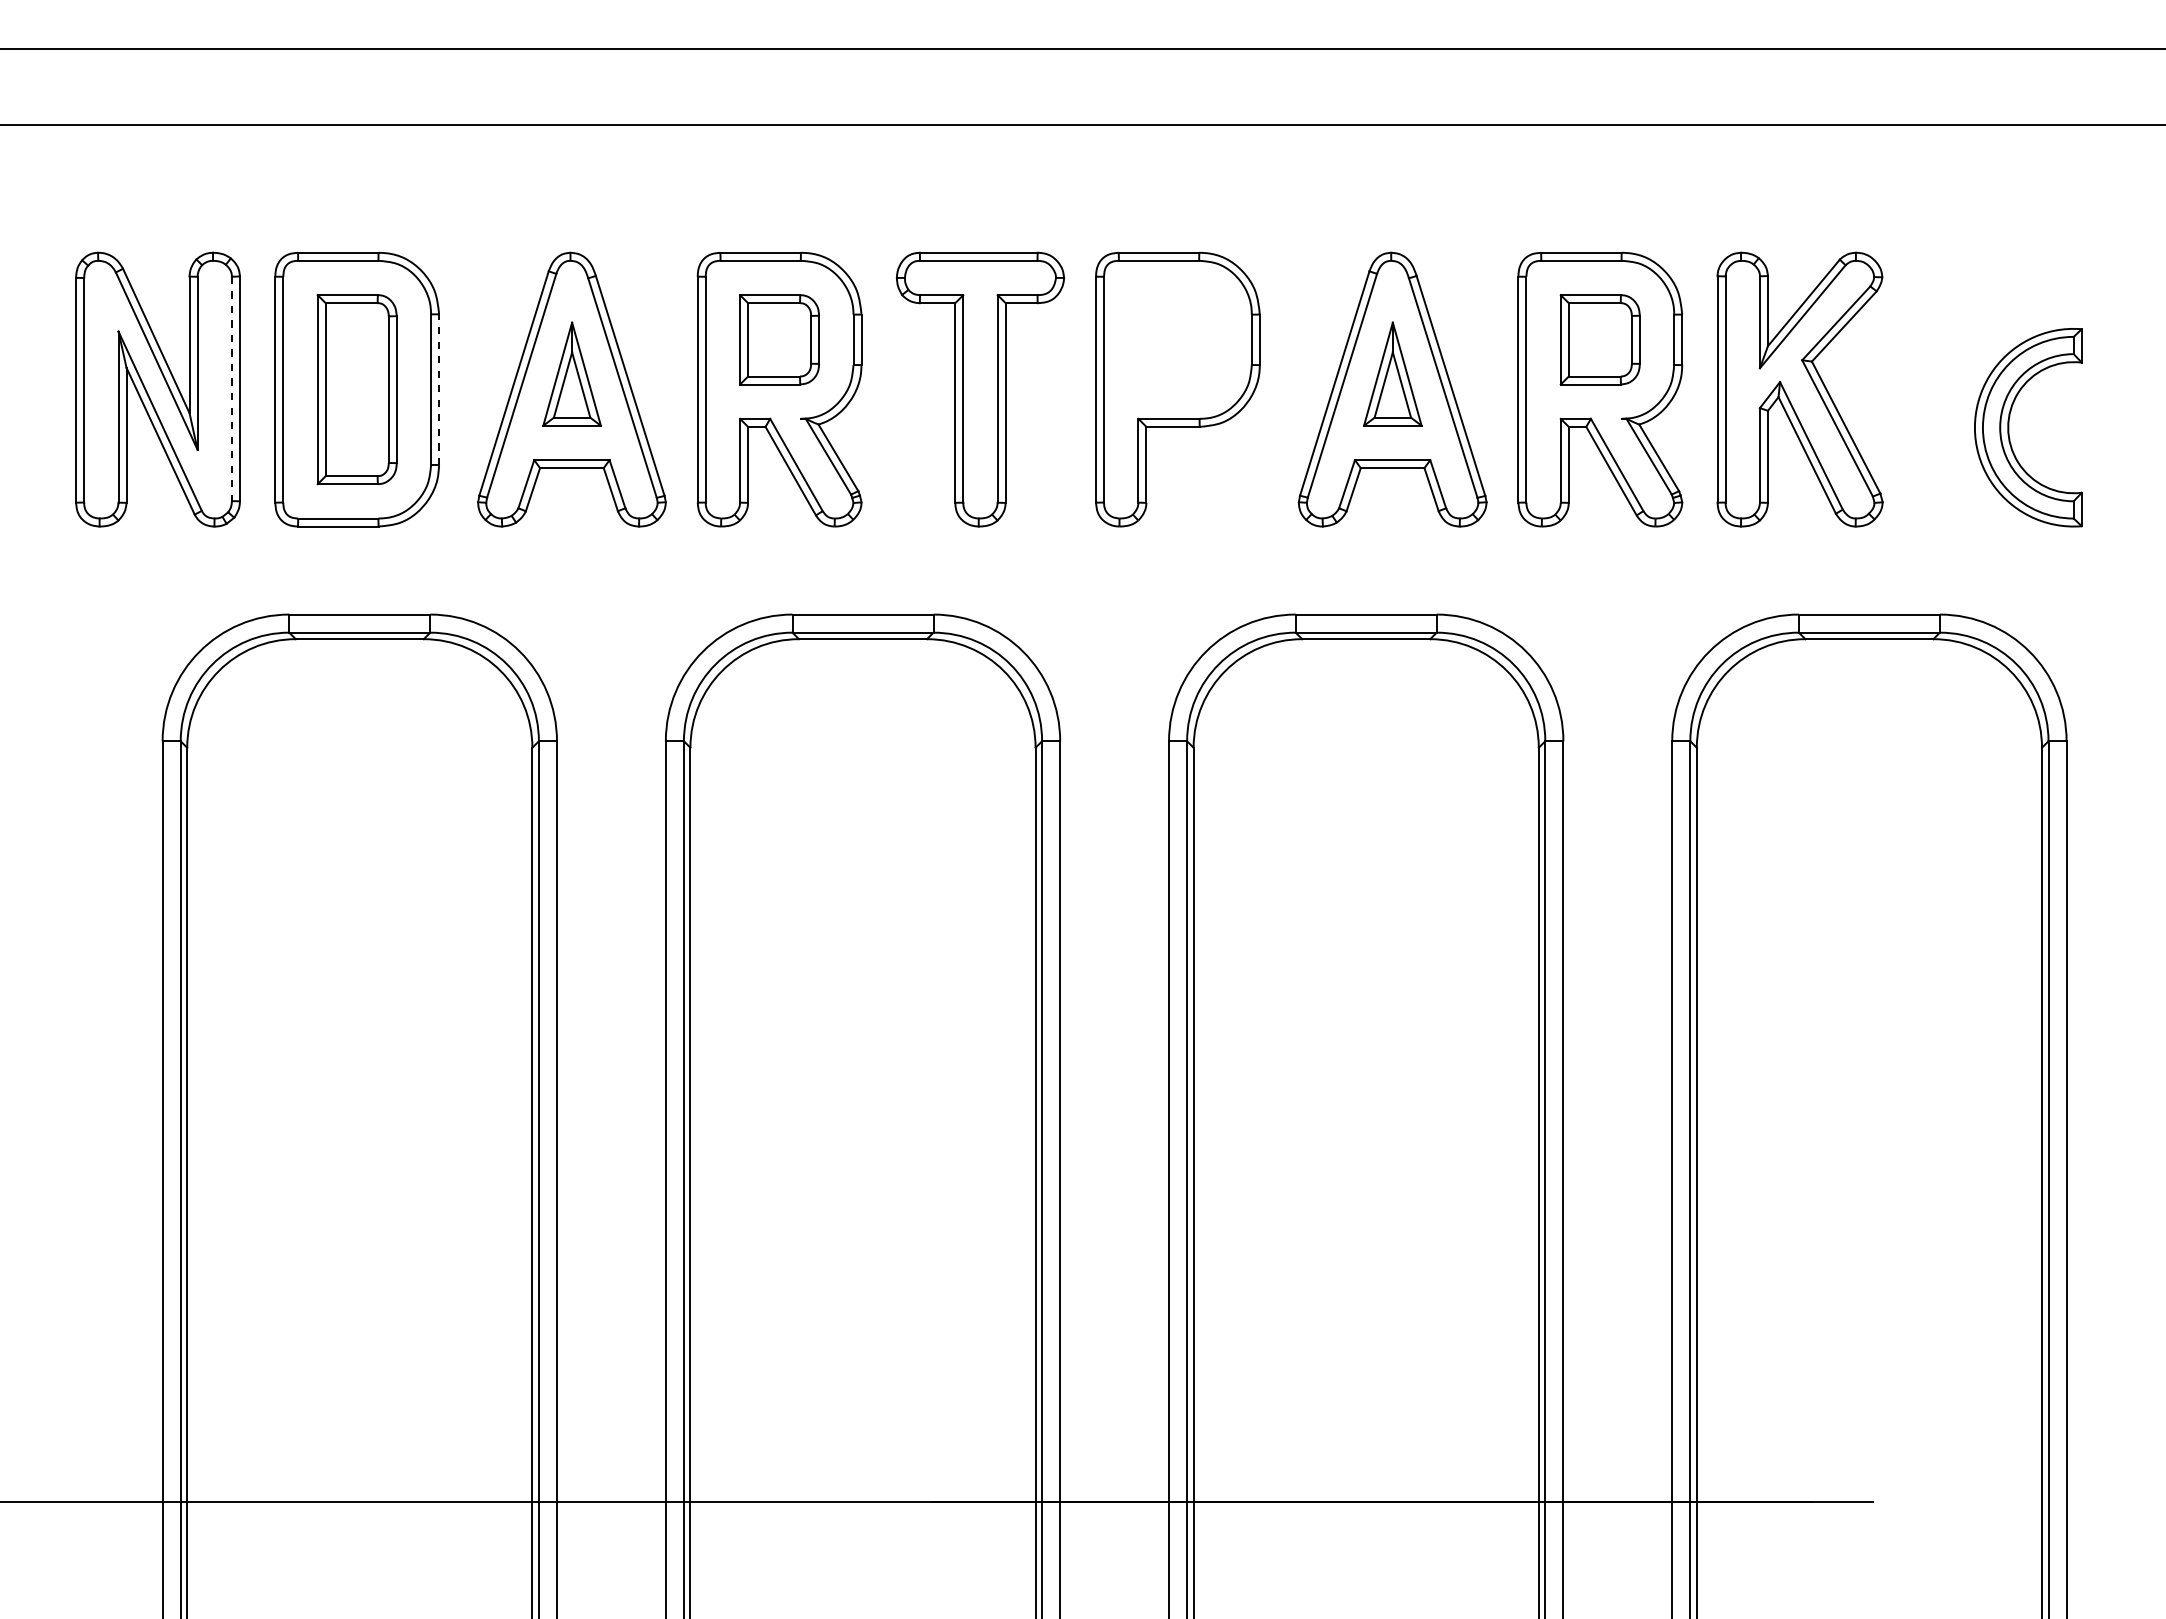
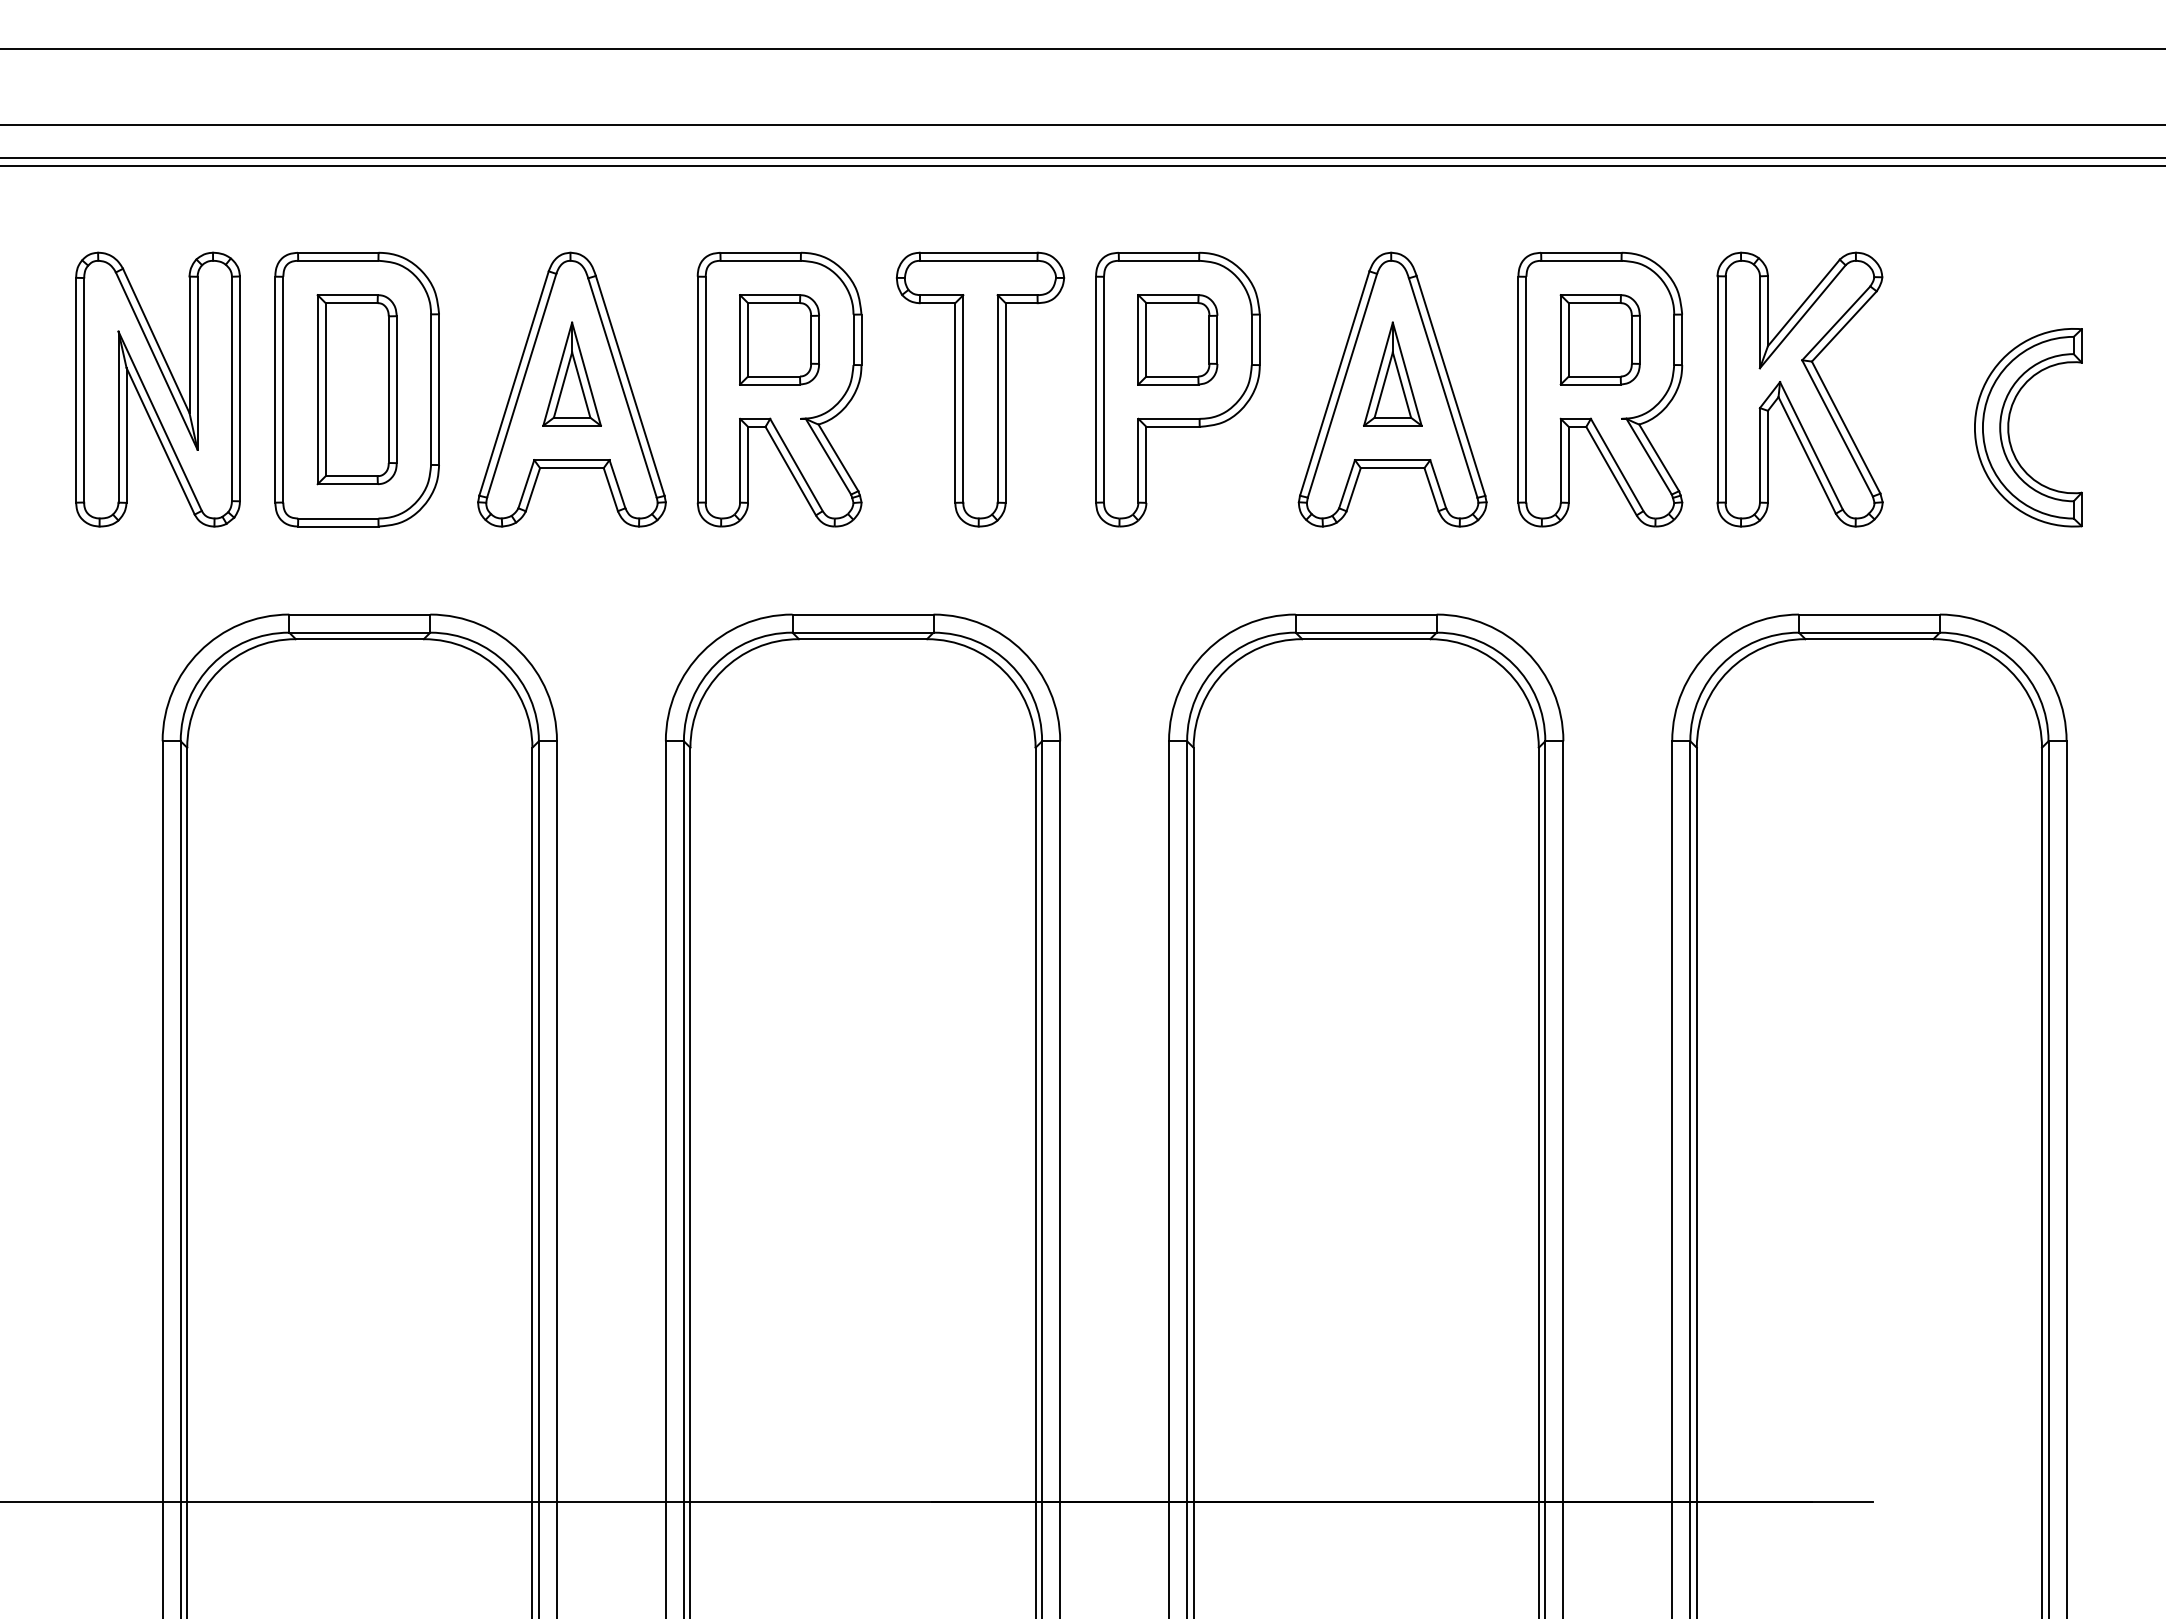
line: none -> present (1082, 157)
line: none -> present (1082, 165)
part: none -> present (1177, 339)
line: dashed -> solid (231, 389)
line: dashed -> solid (439, 389)
